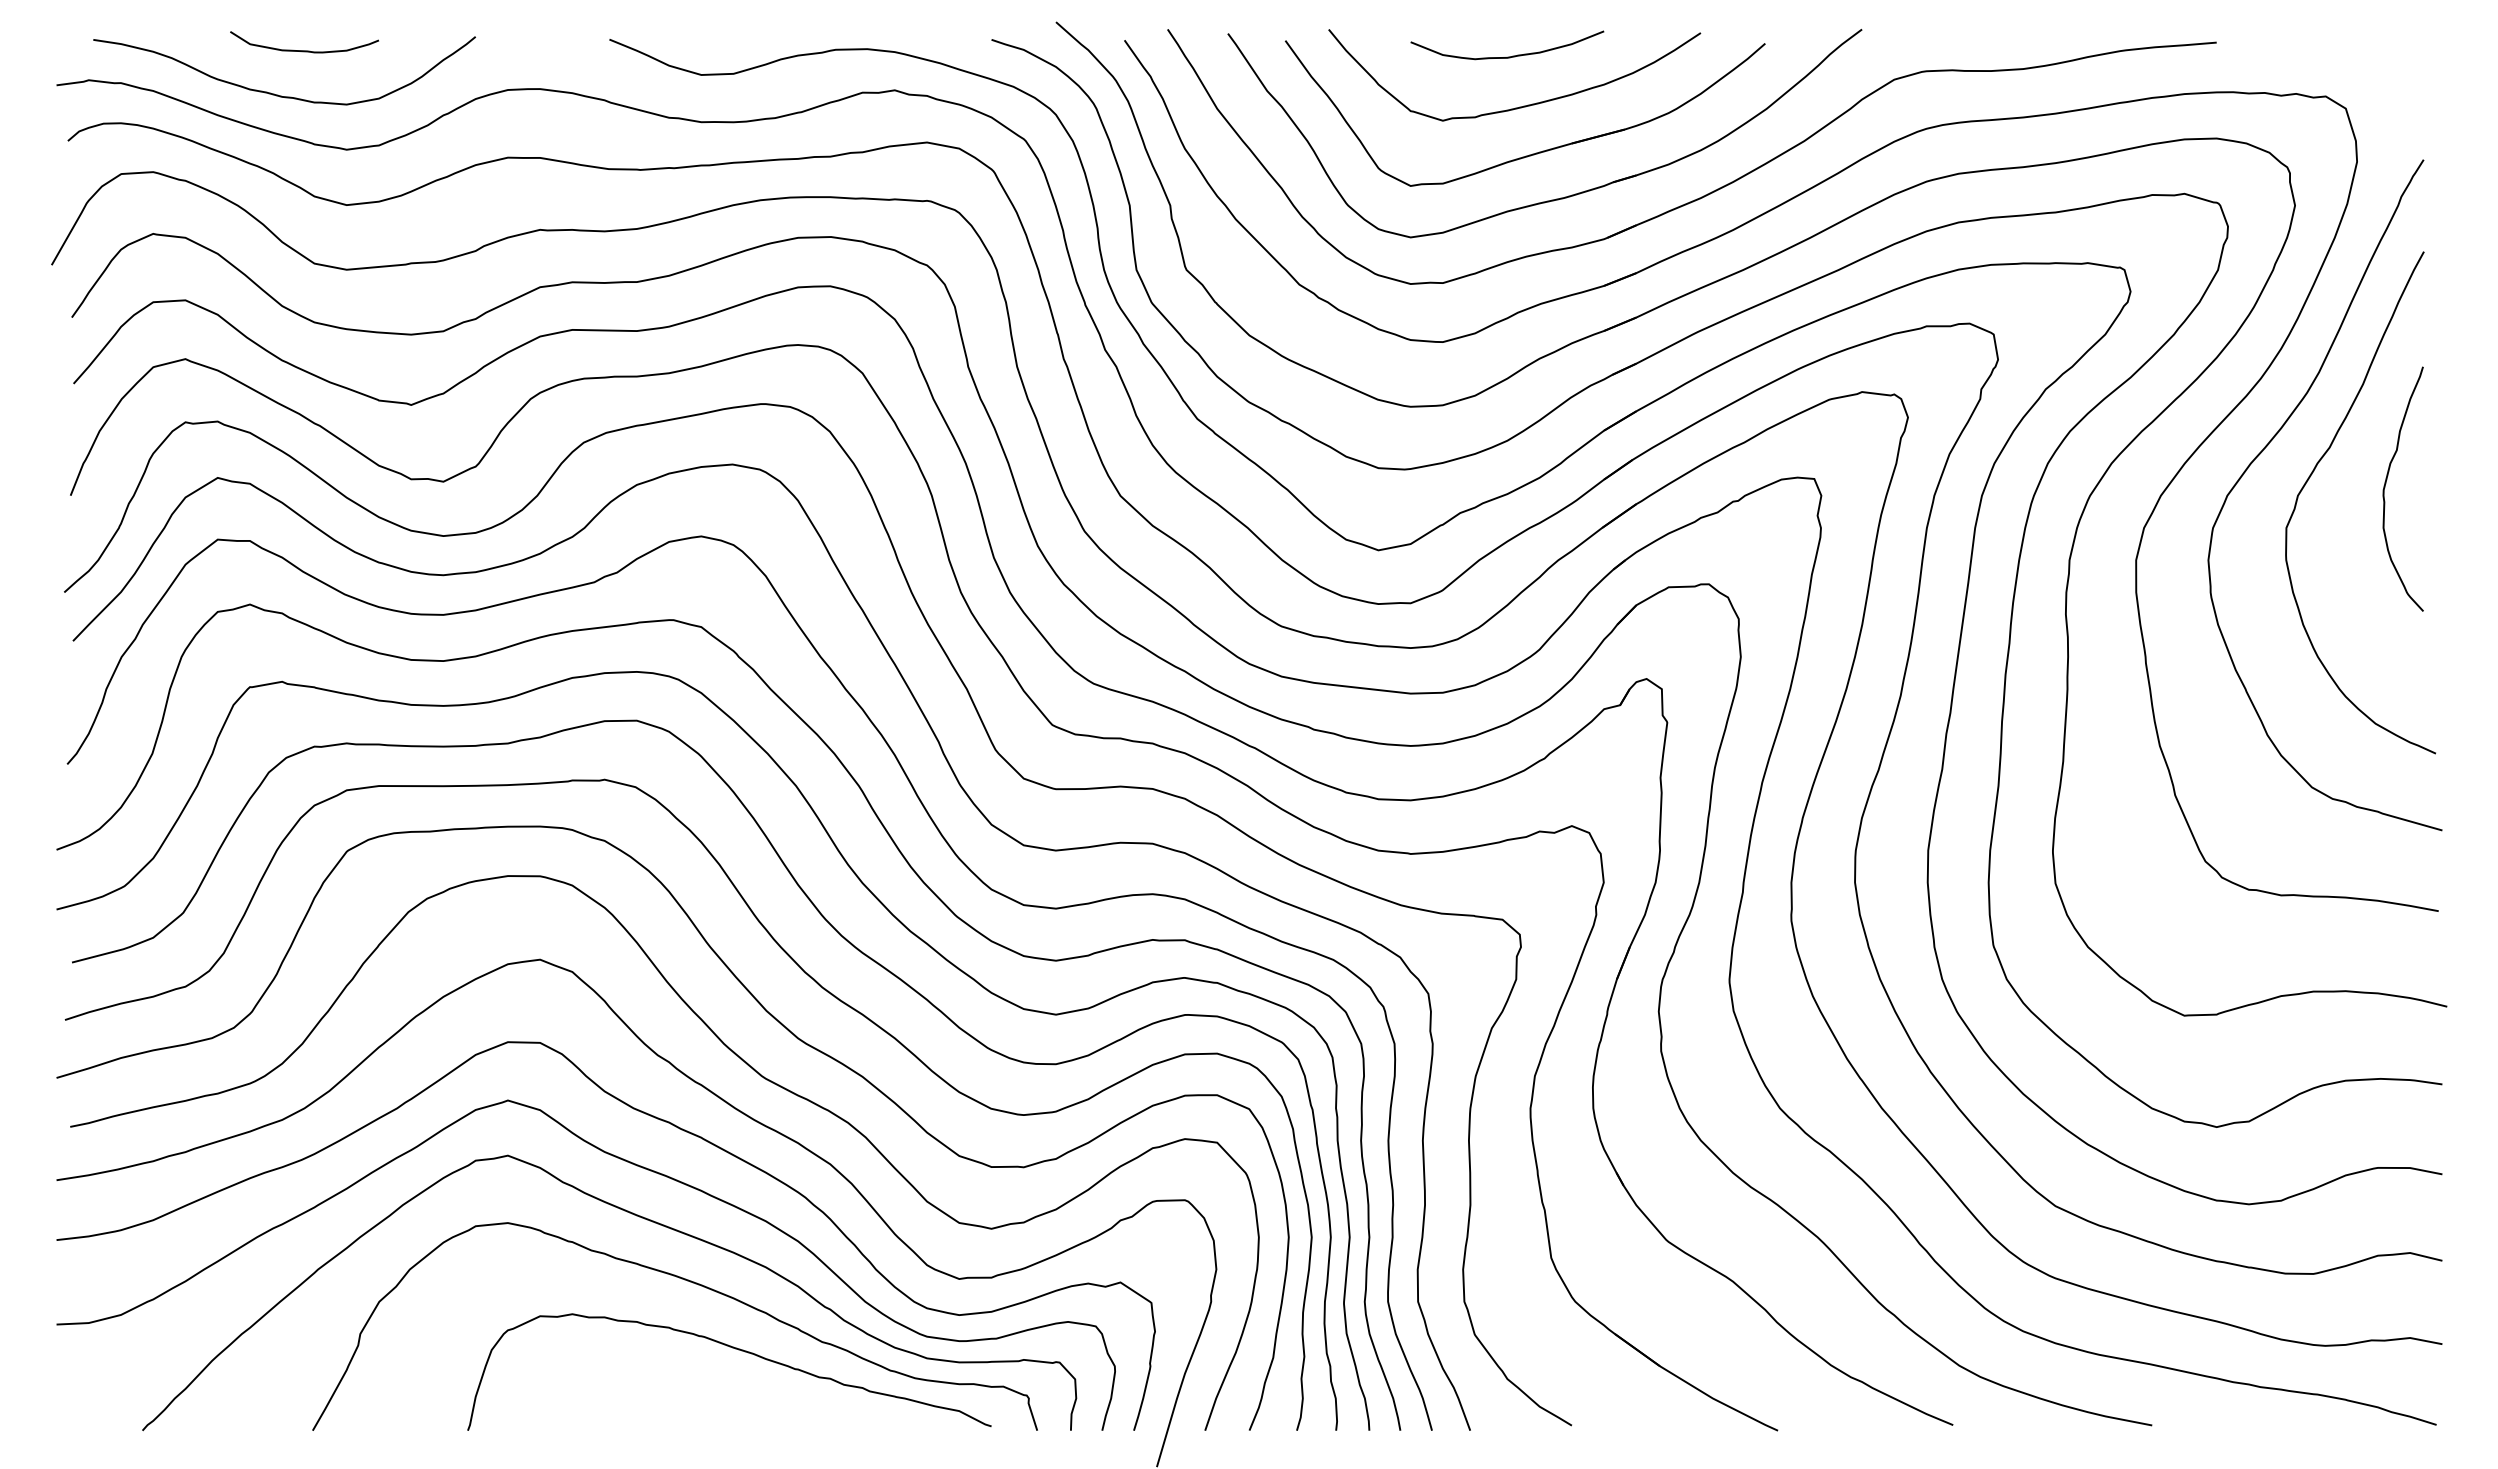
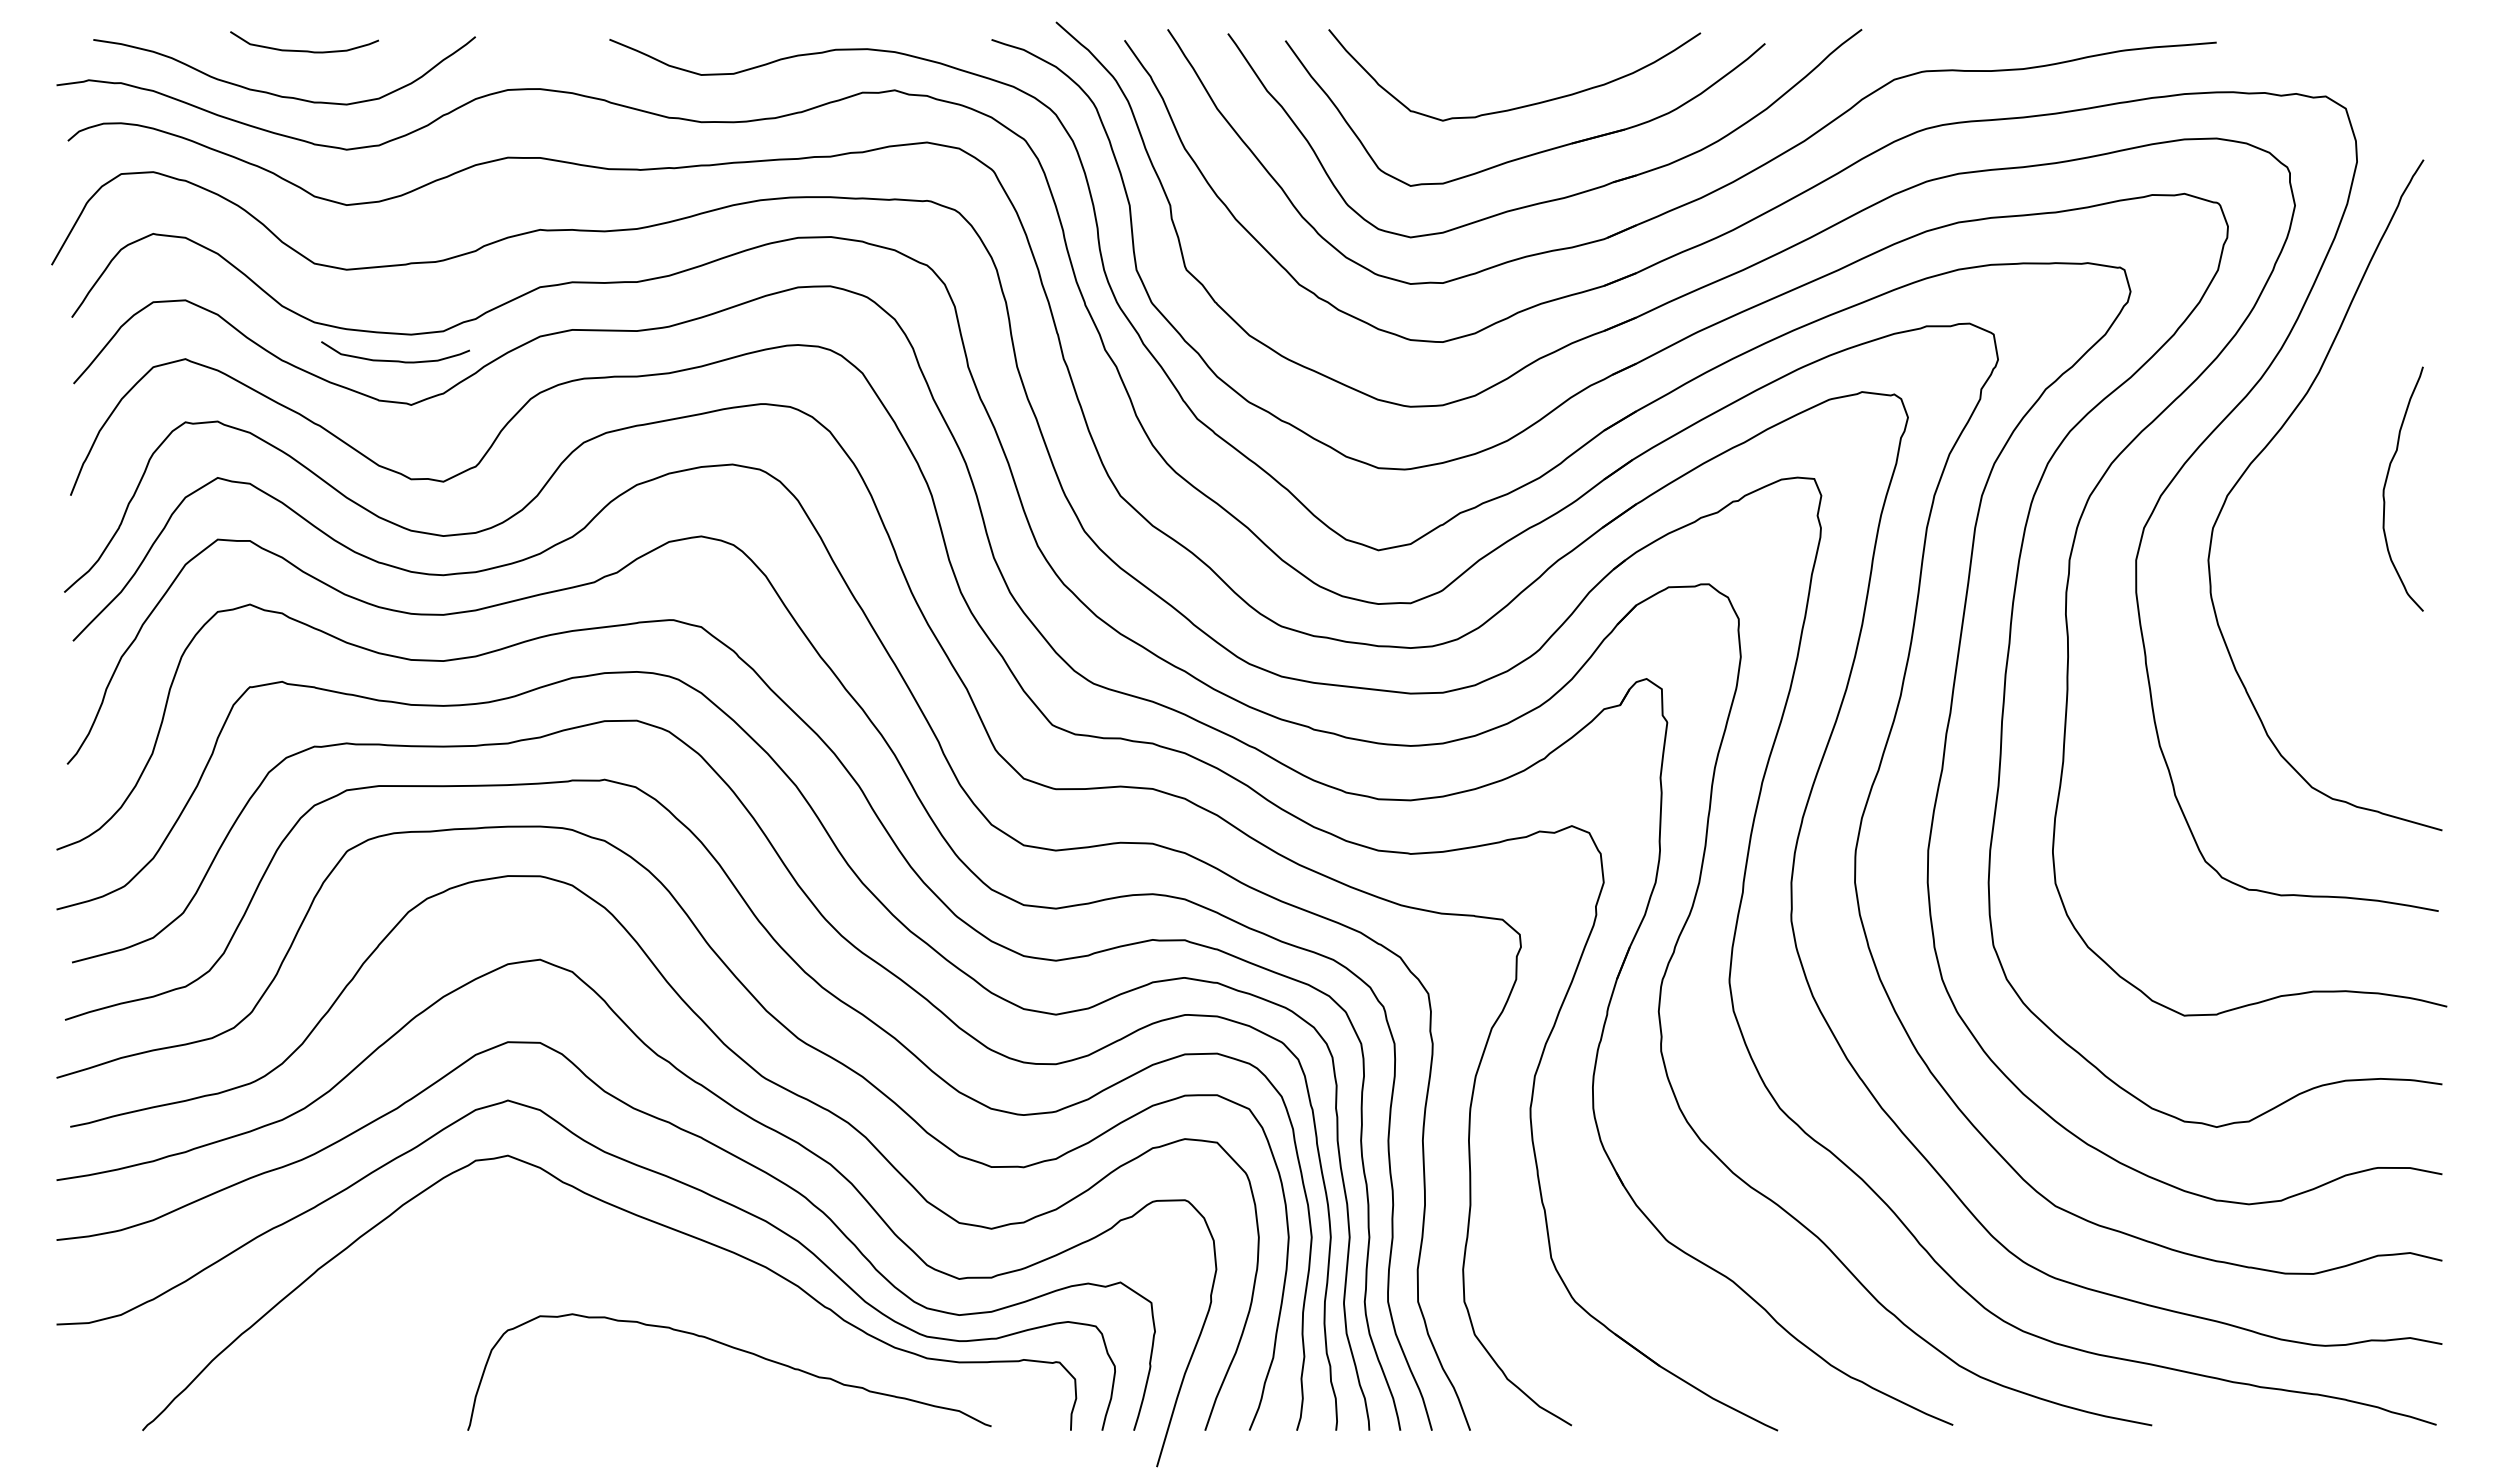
curve: present -> none (1507, 56)
curve: none -> present (395, 360)
curve: present -> none (2314, 471)
curve: present -> none (692, 1283)
